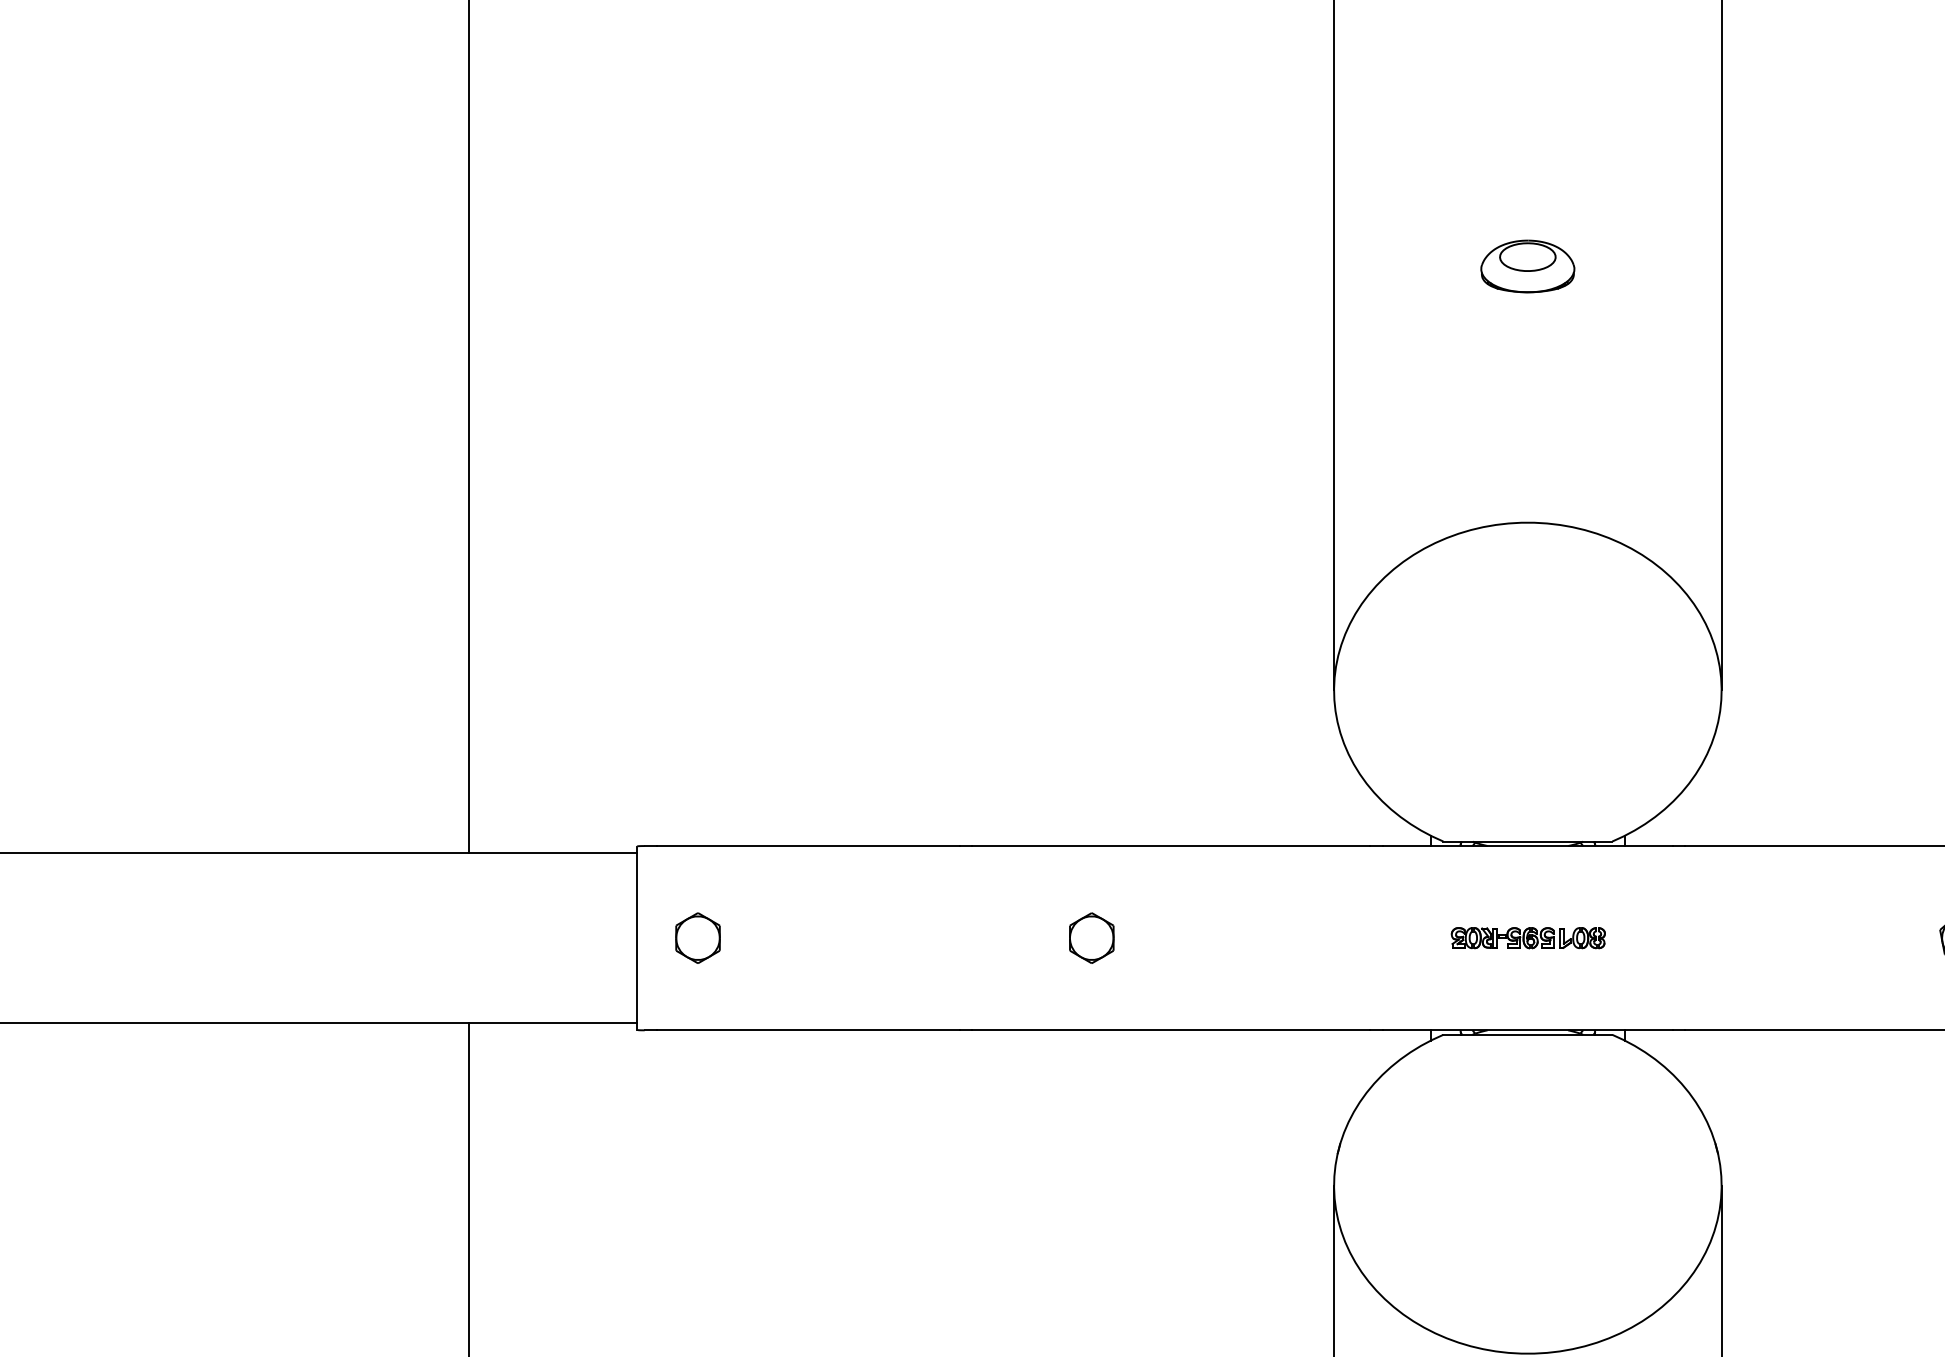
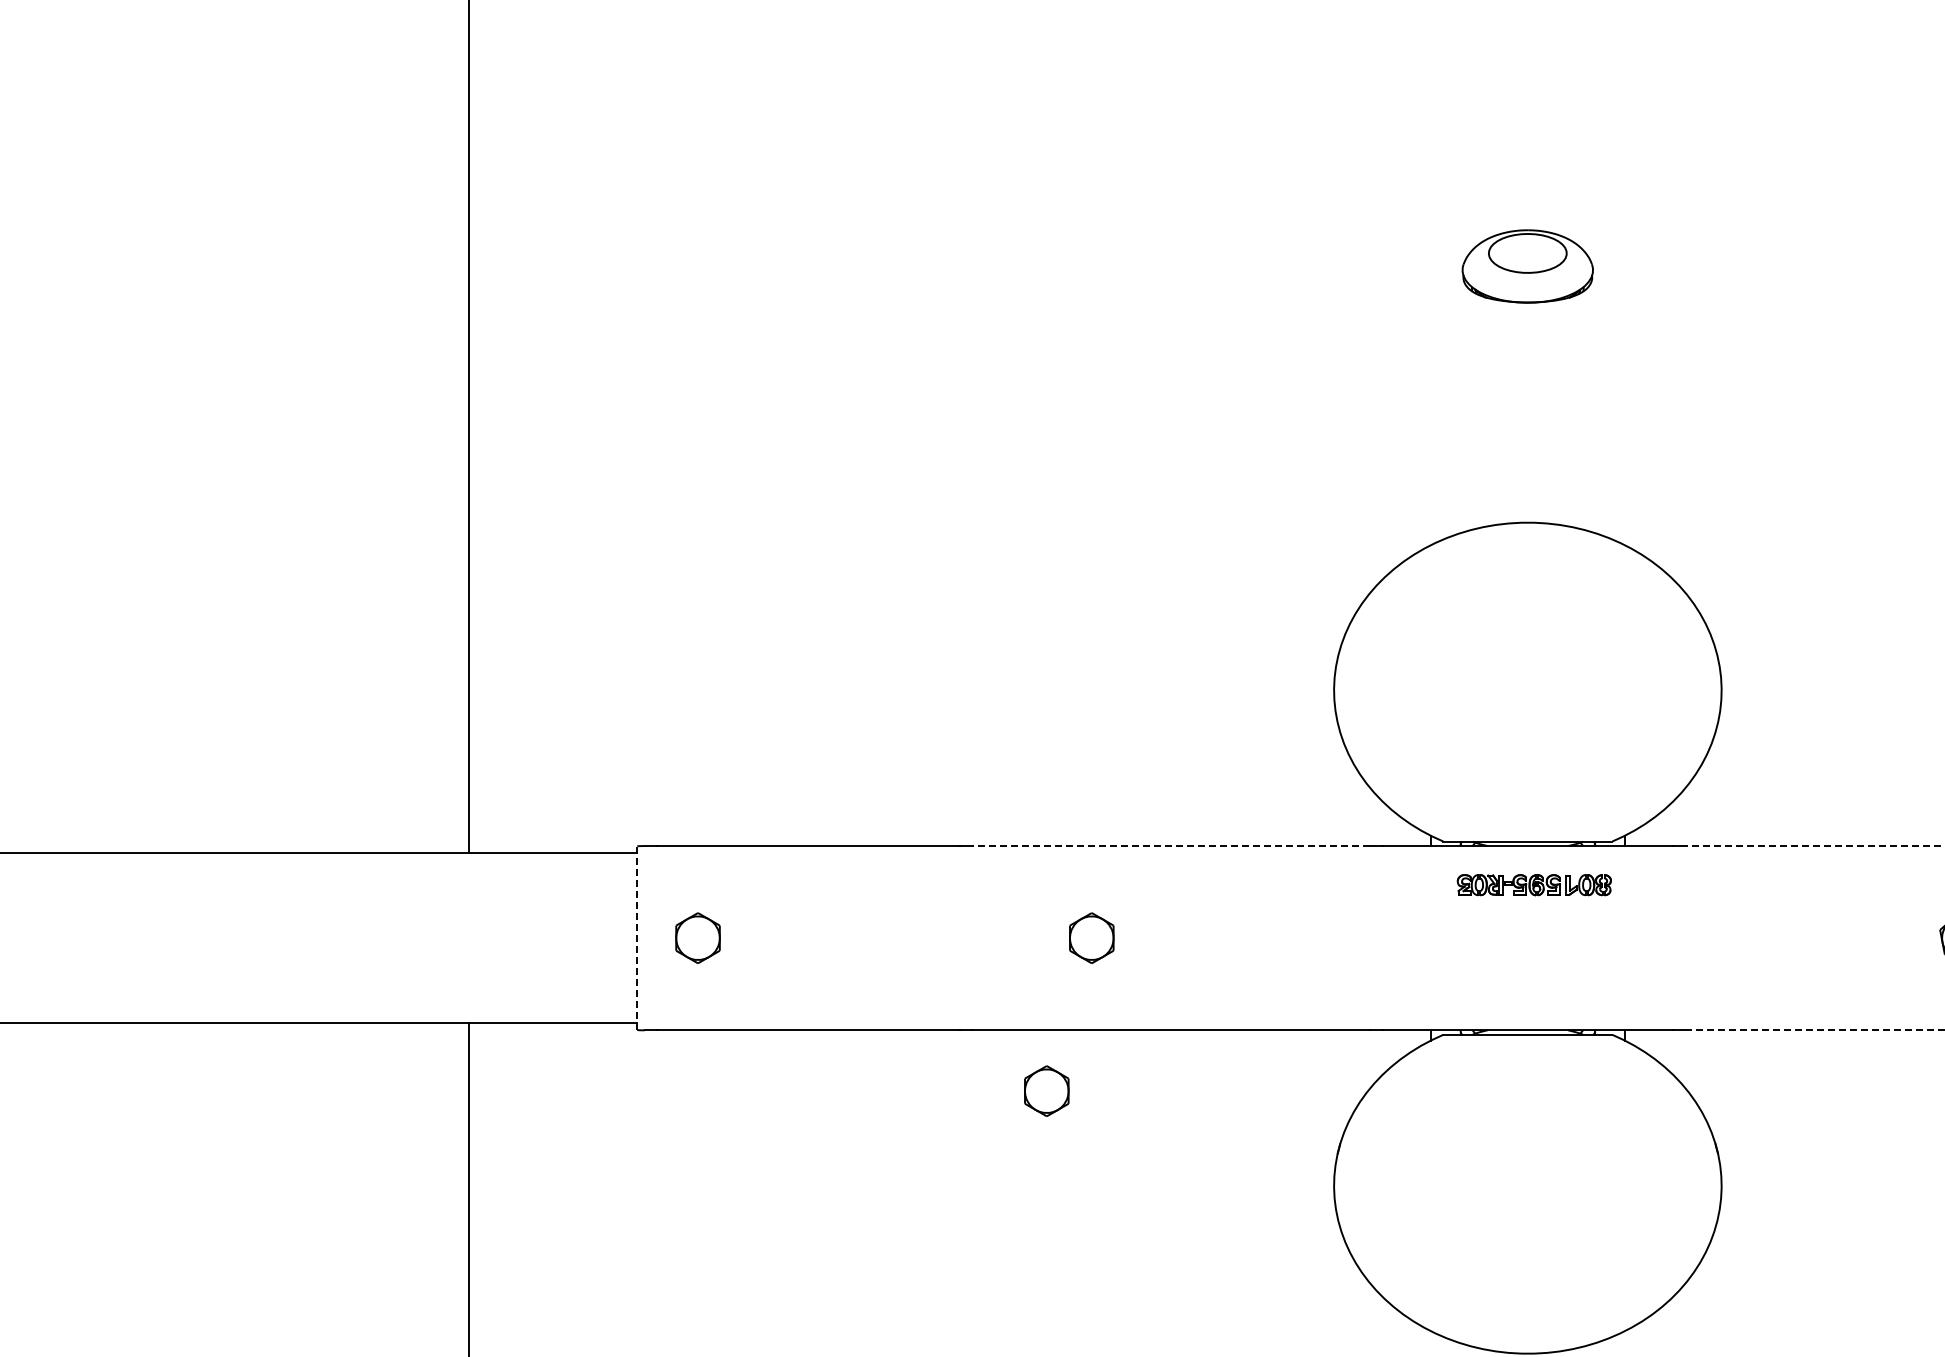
part size: 96x55 px -> 133x75 px (1527, 266)
line: present -> none (1334, 346)
line: present -> none (1721, 346)
line: solid -> dashed (1170, 846)
line: solid -> dashed (1814, 846)
line: solid -> dashed (637, 938)
part position: (1527, 938) -> (1533, 885) (1533, 885)
line: solid -> dashed (1815, 1030)
part: none -> present (1046, 1090)
line: present -> none (1334, 1269)
line: present -> none (1721, 1269)
